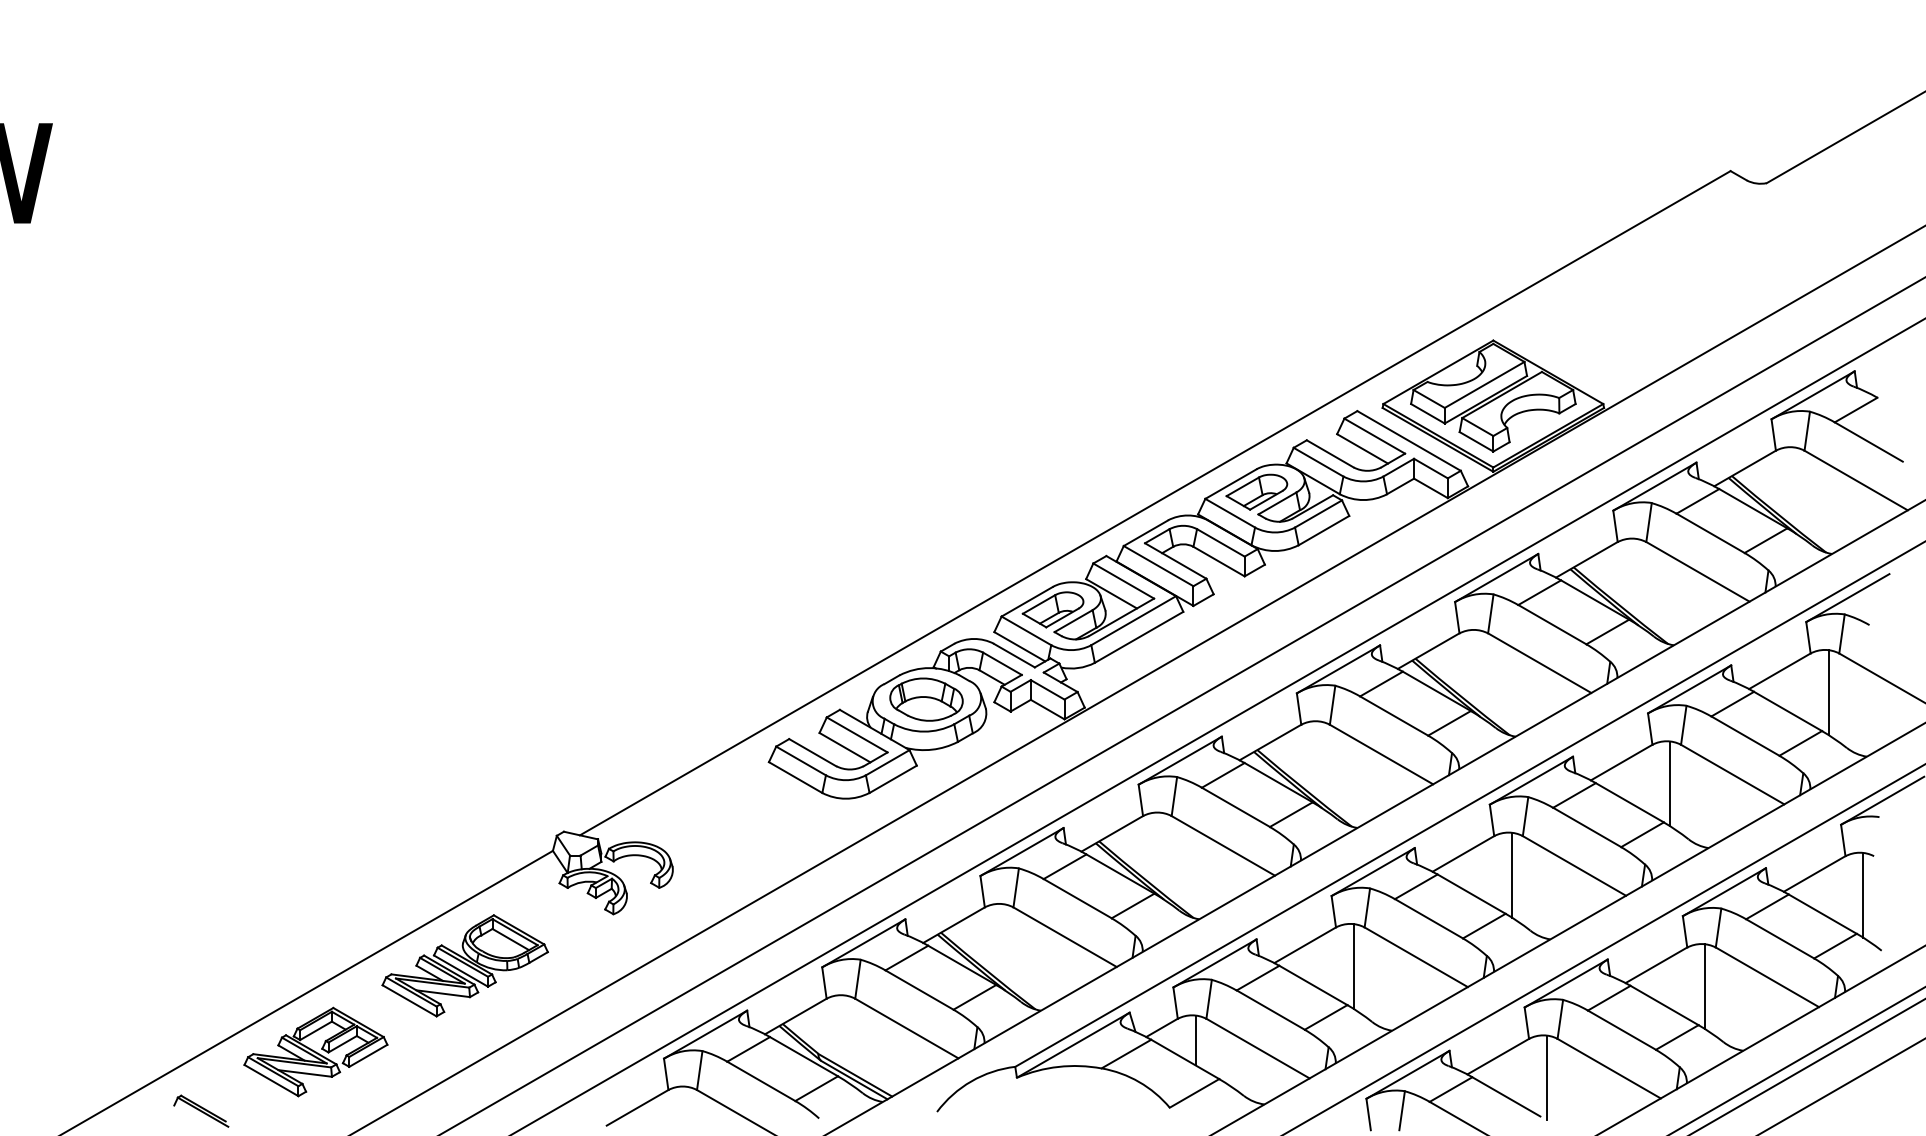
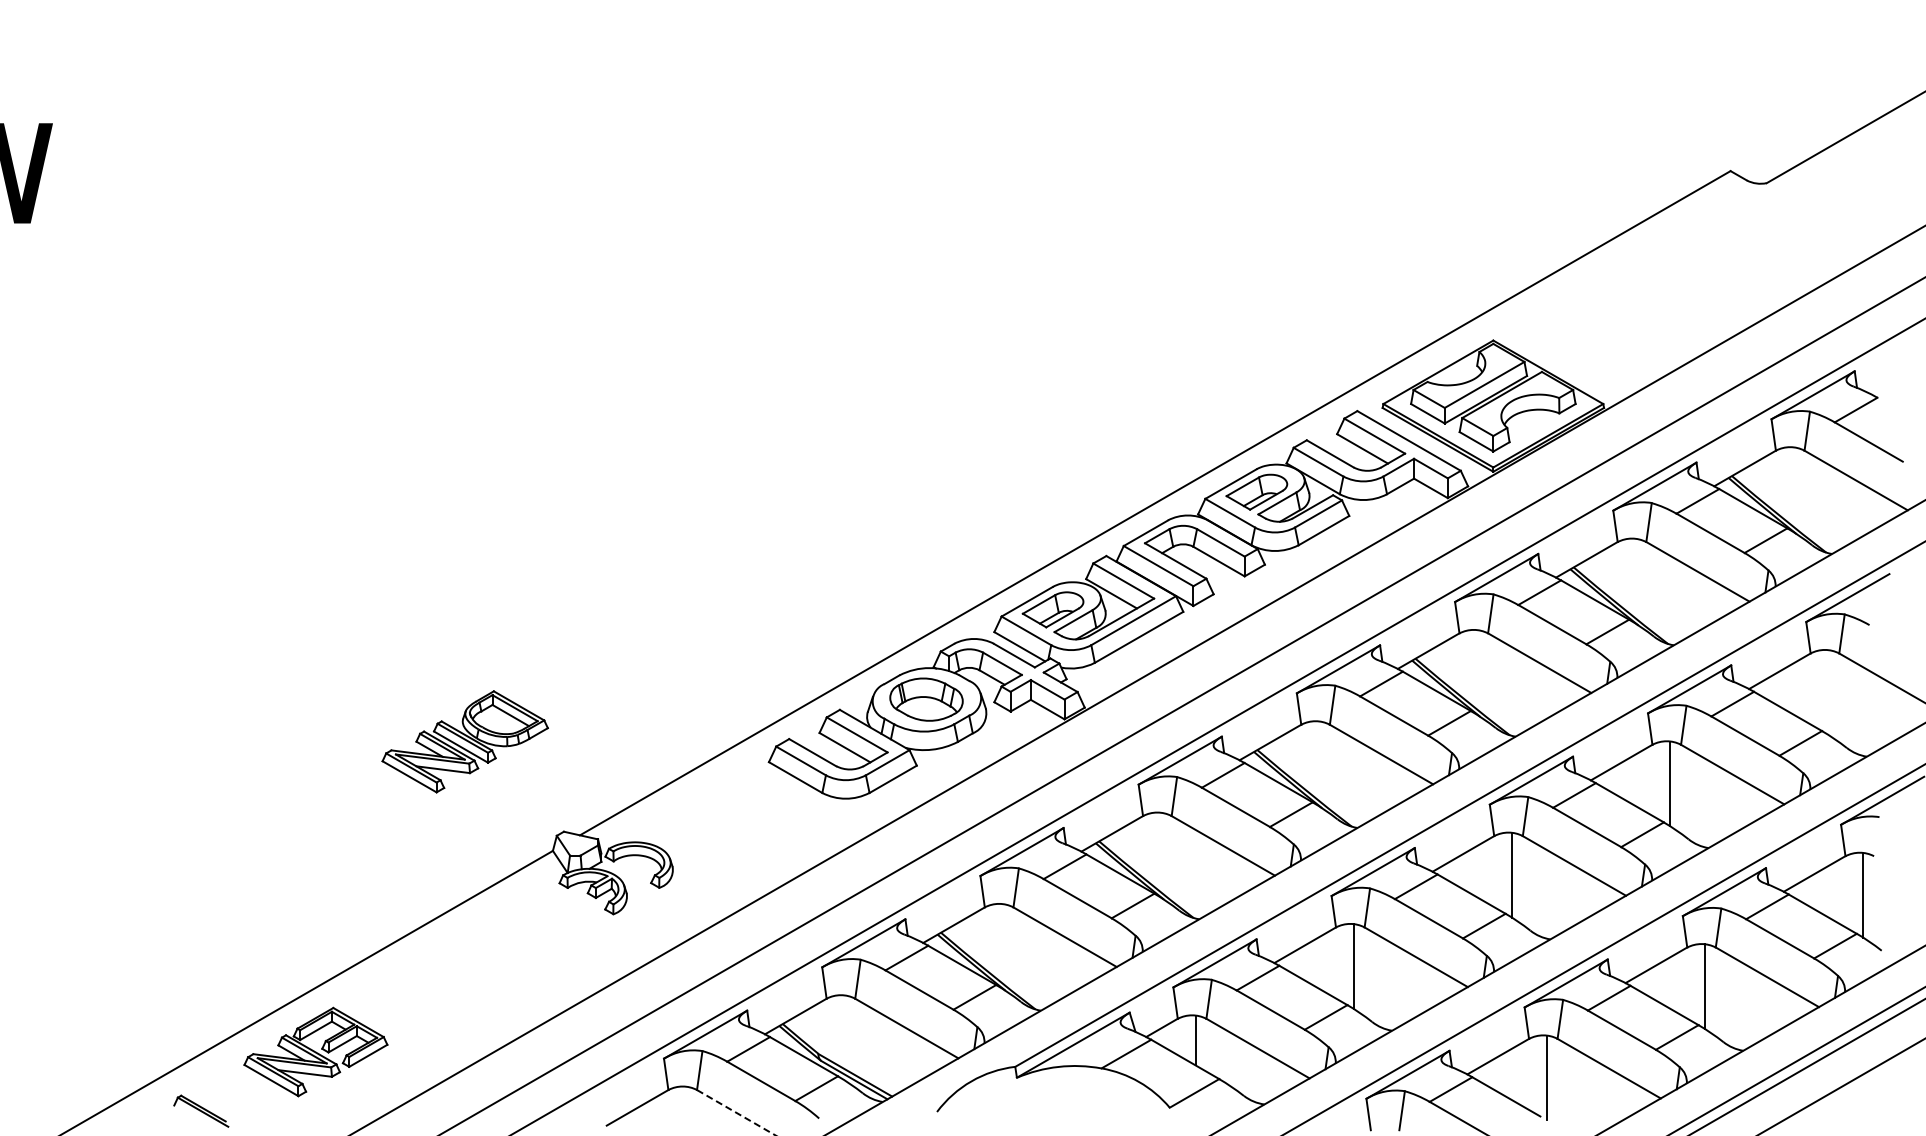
line: present -> none (1828, 692)
part position: (464, 965) -> (464, 741) (464, 741)
line: solid -> dashed (736, 1112)
